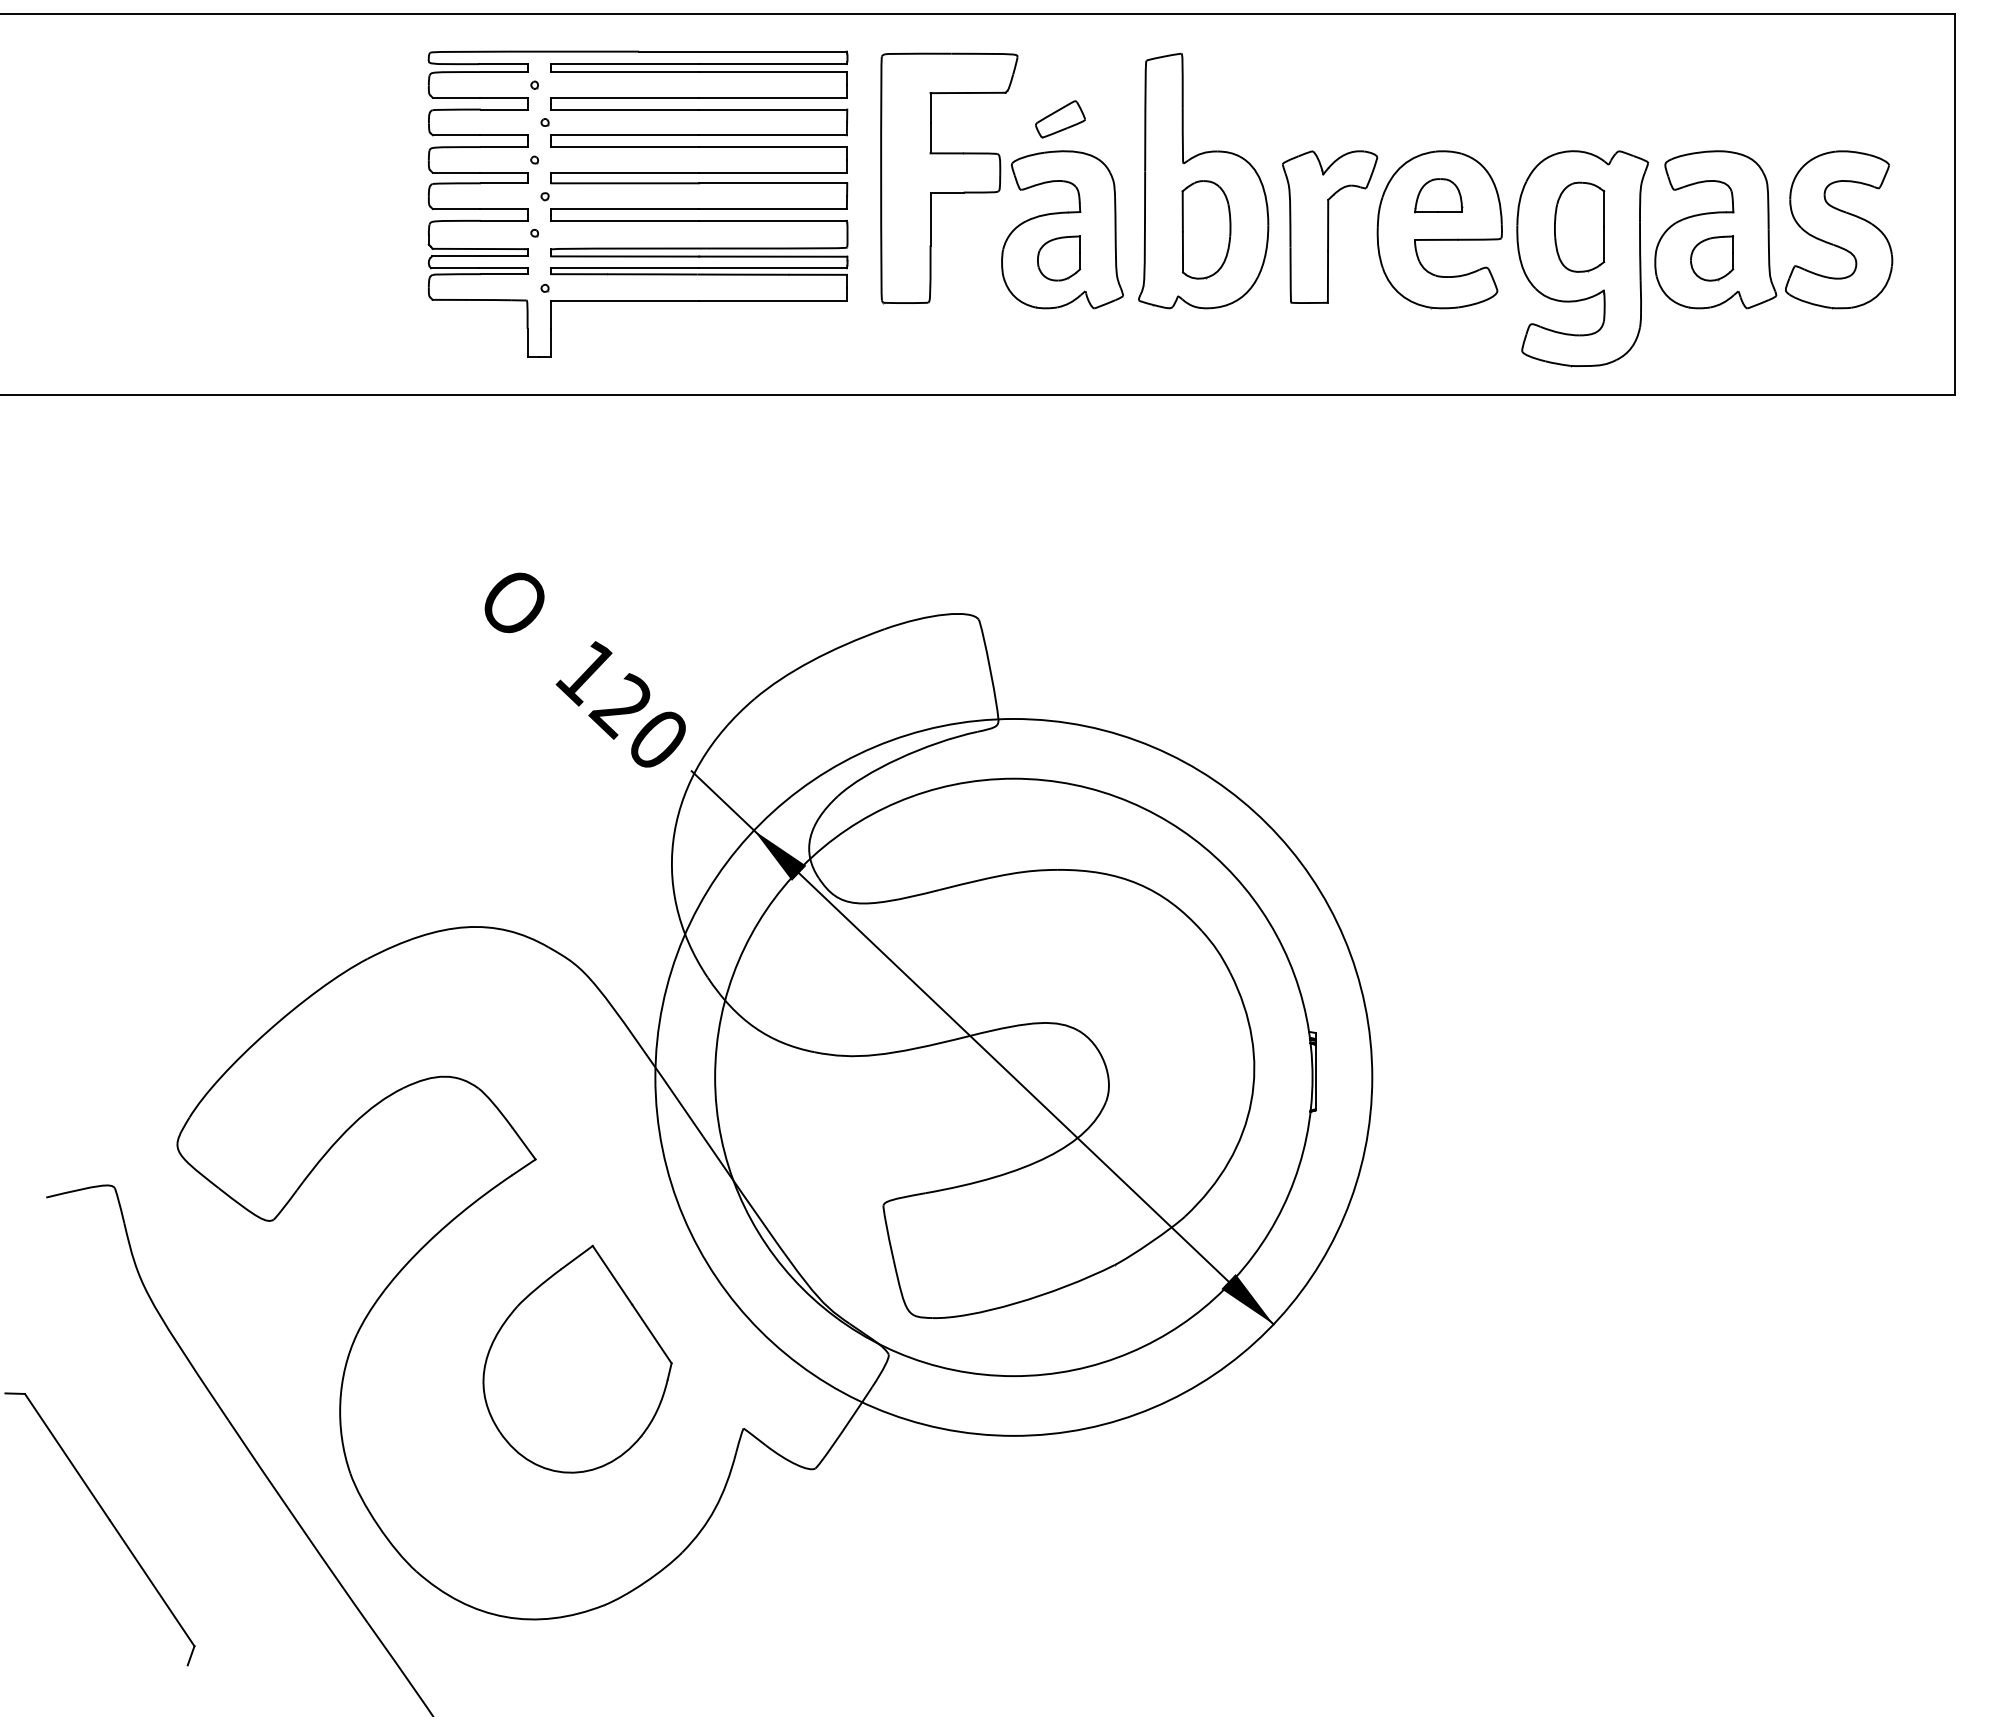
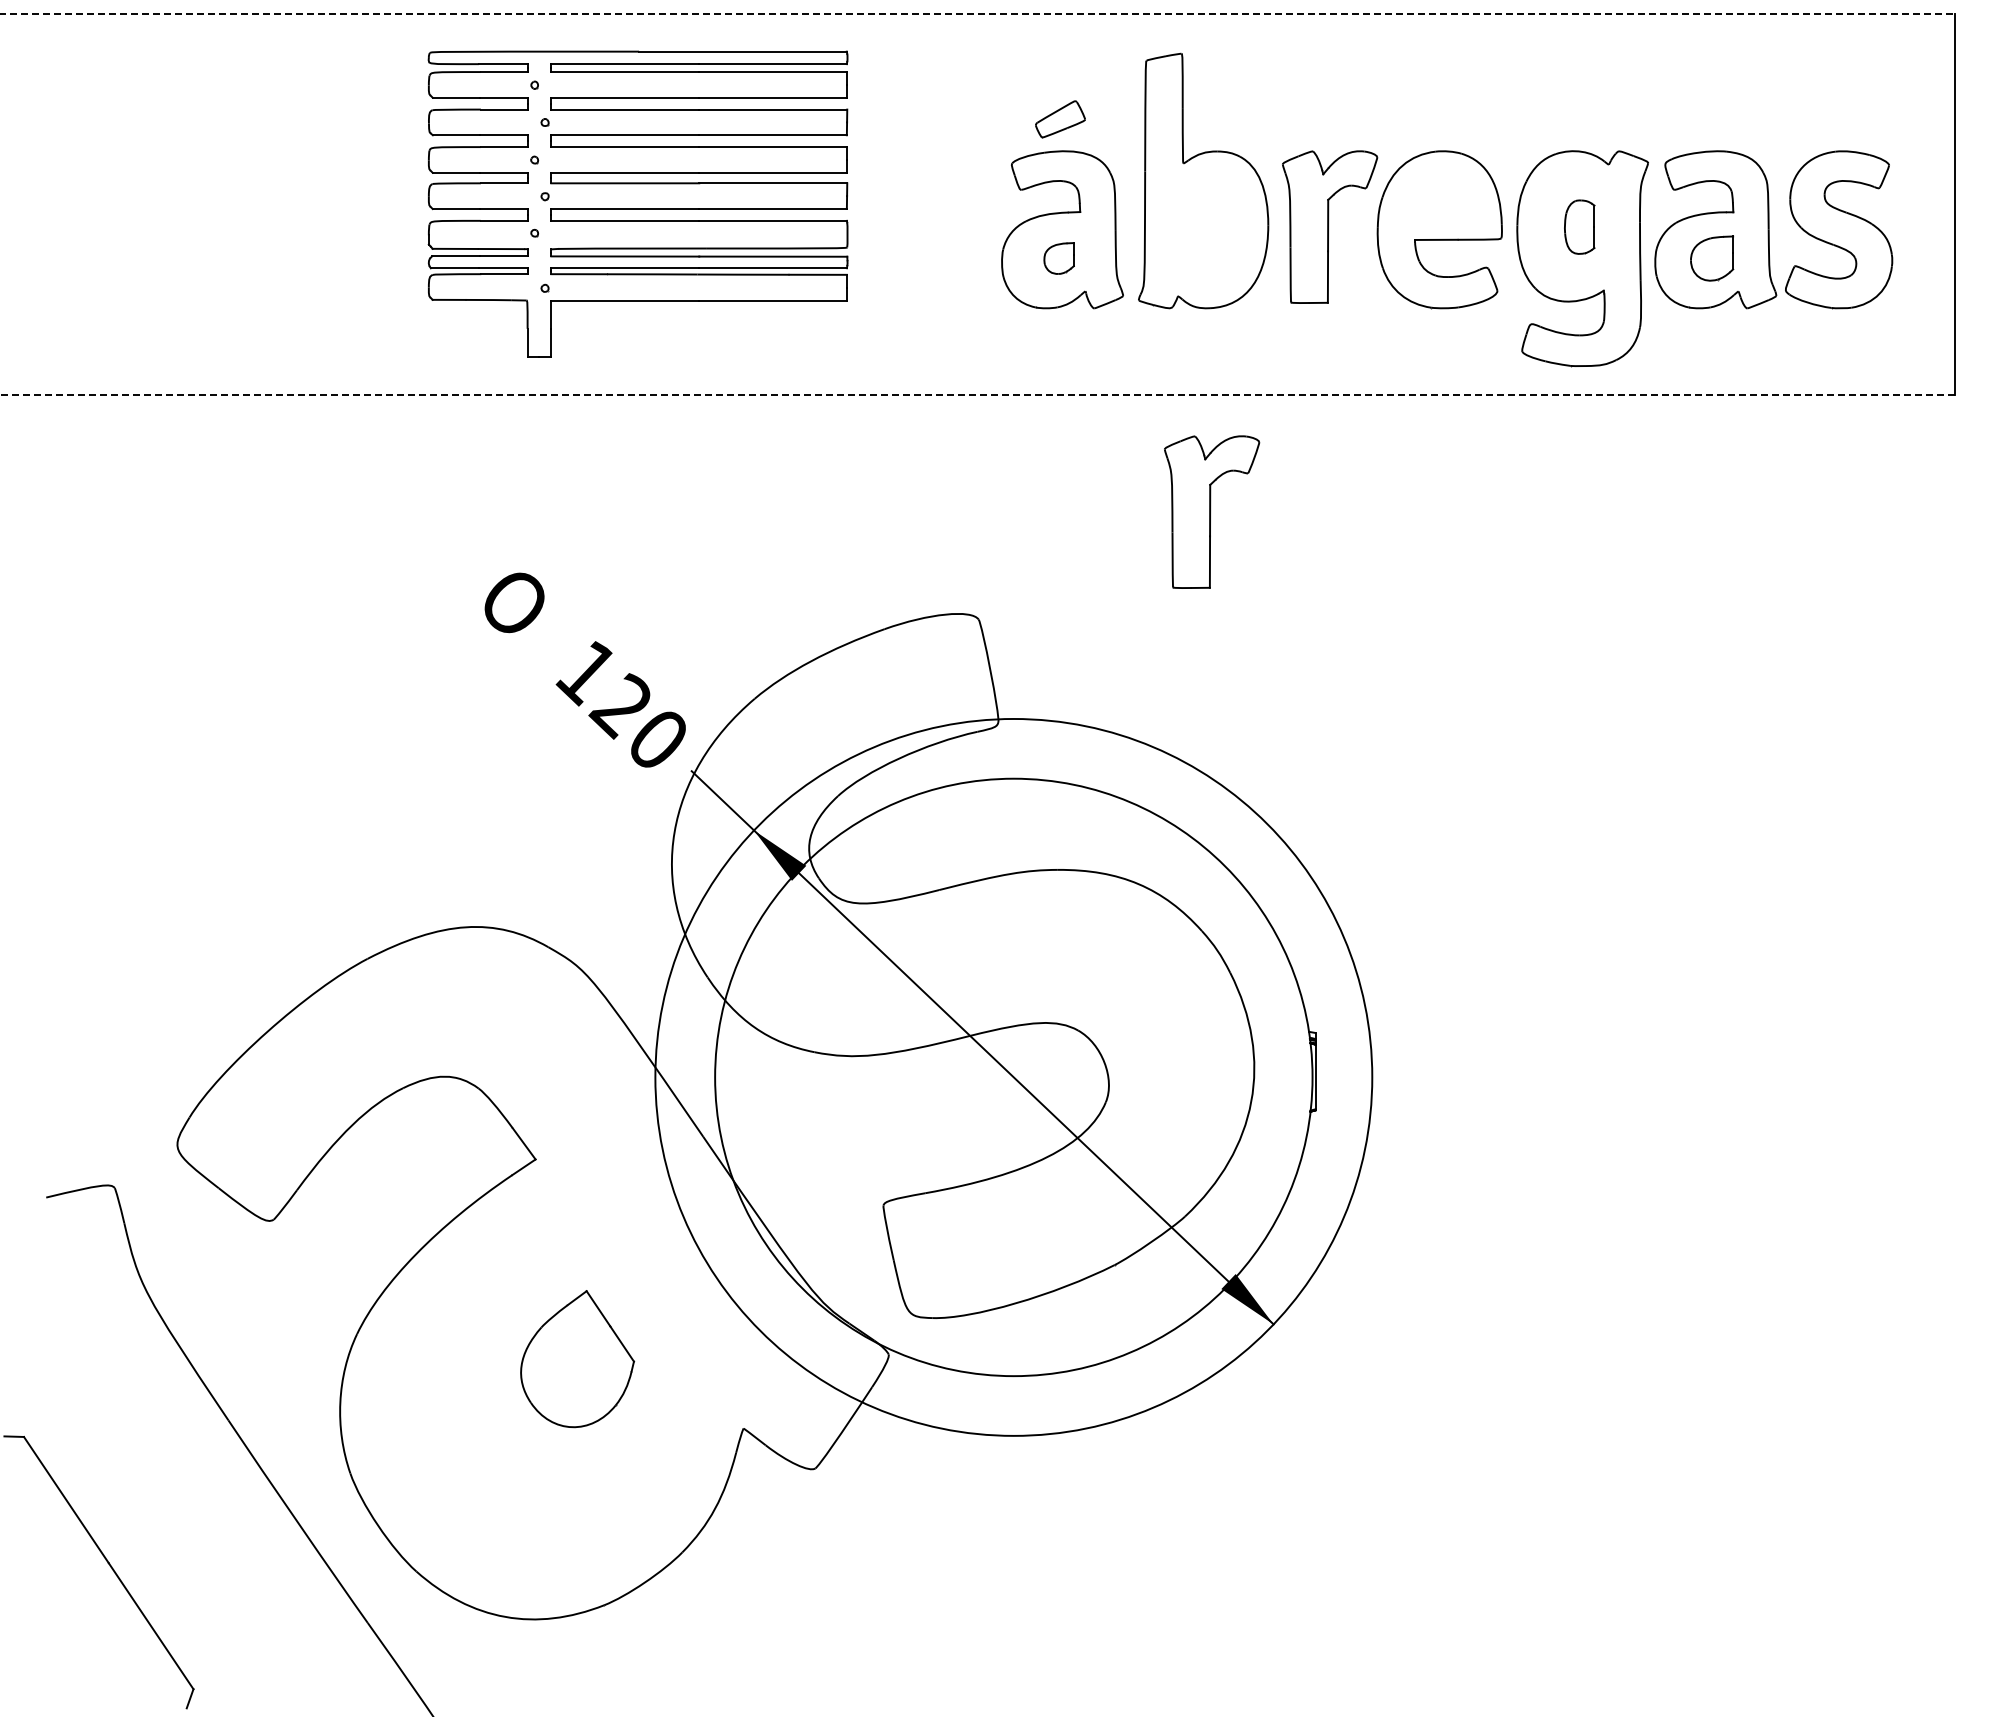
line: solid -> dashed (977, 13)
part: present -> none (949, 178)
part: present -> none (1438, 195)
part size: 52x92 px -> 32x56 px (1579, 226)
part: present -> none (1206, 229)
part size: 45x47 px -> 32x33 px (1058, 258)
line: solid -> dashed (977, 395)
part: none -> present (1212, 511)
part size: 191x230 px -> 116x139 px (577, 1359)
part position: (110, 1523) -> (109, 1566) (109, 1566)
